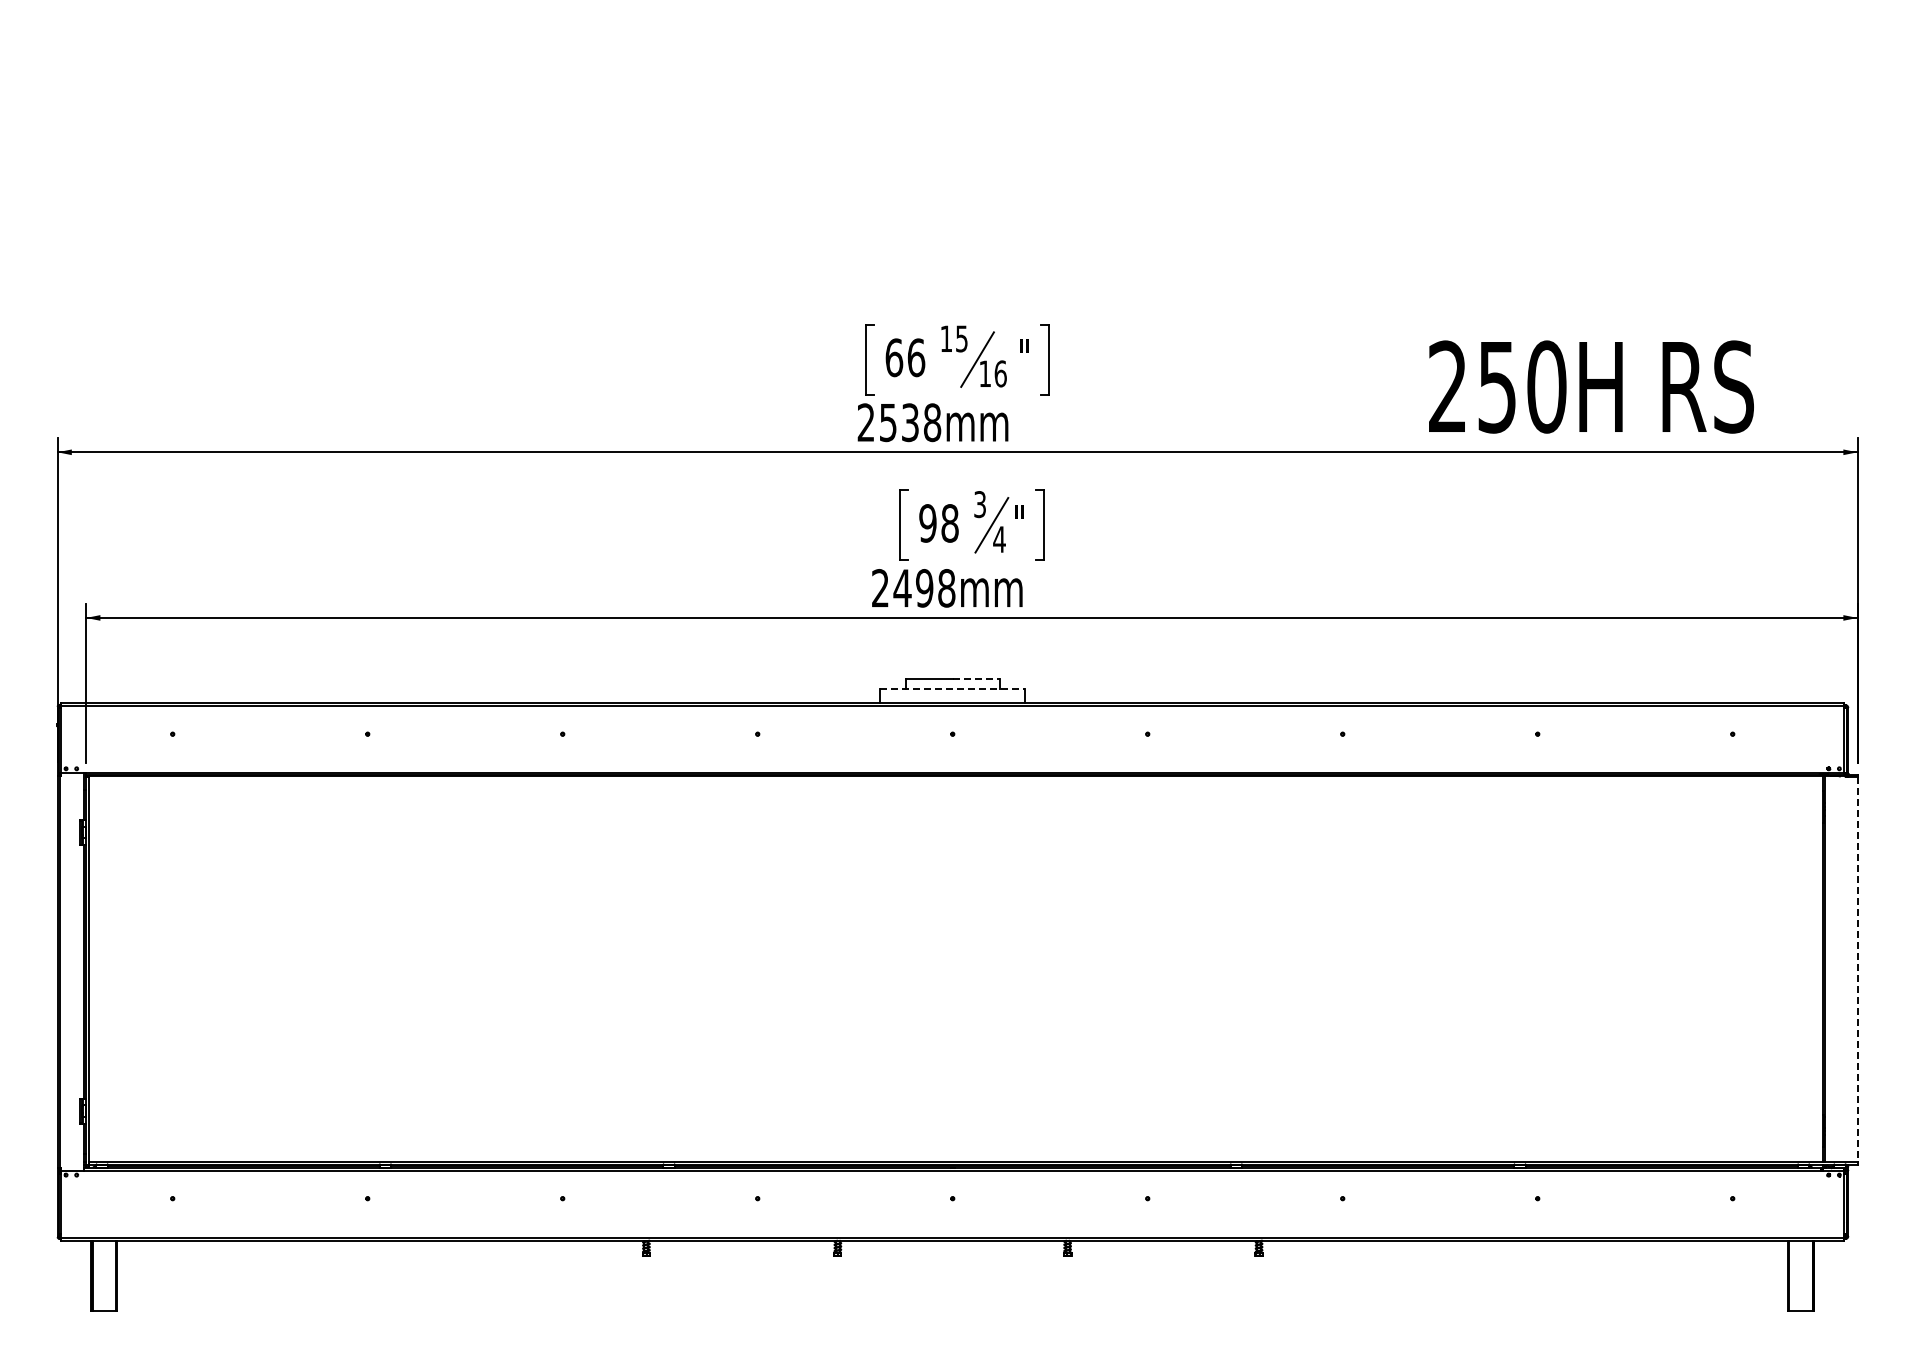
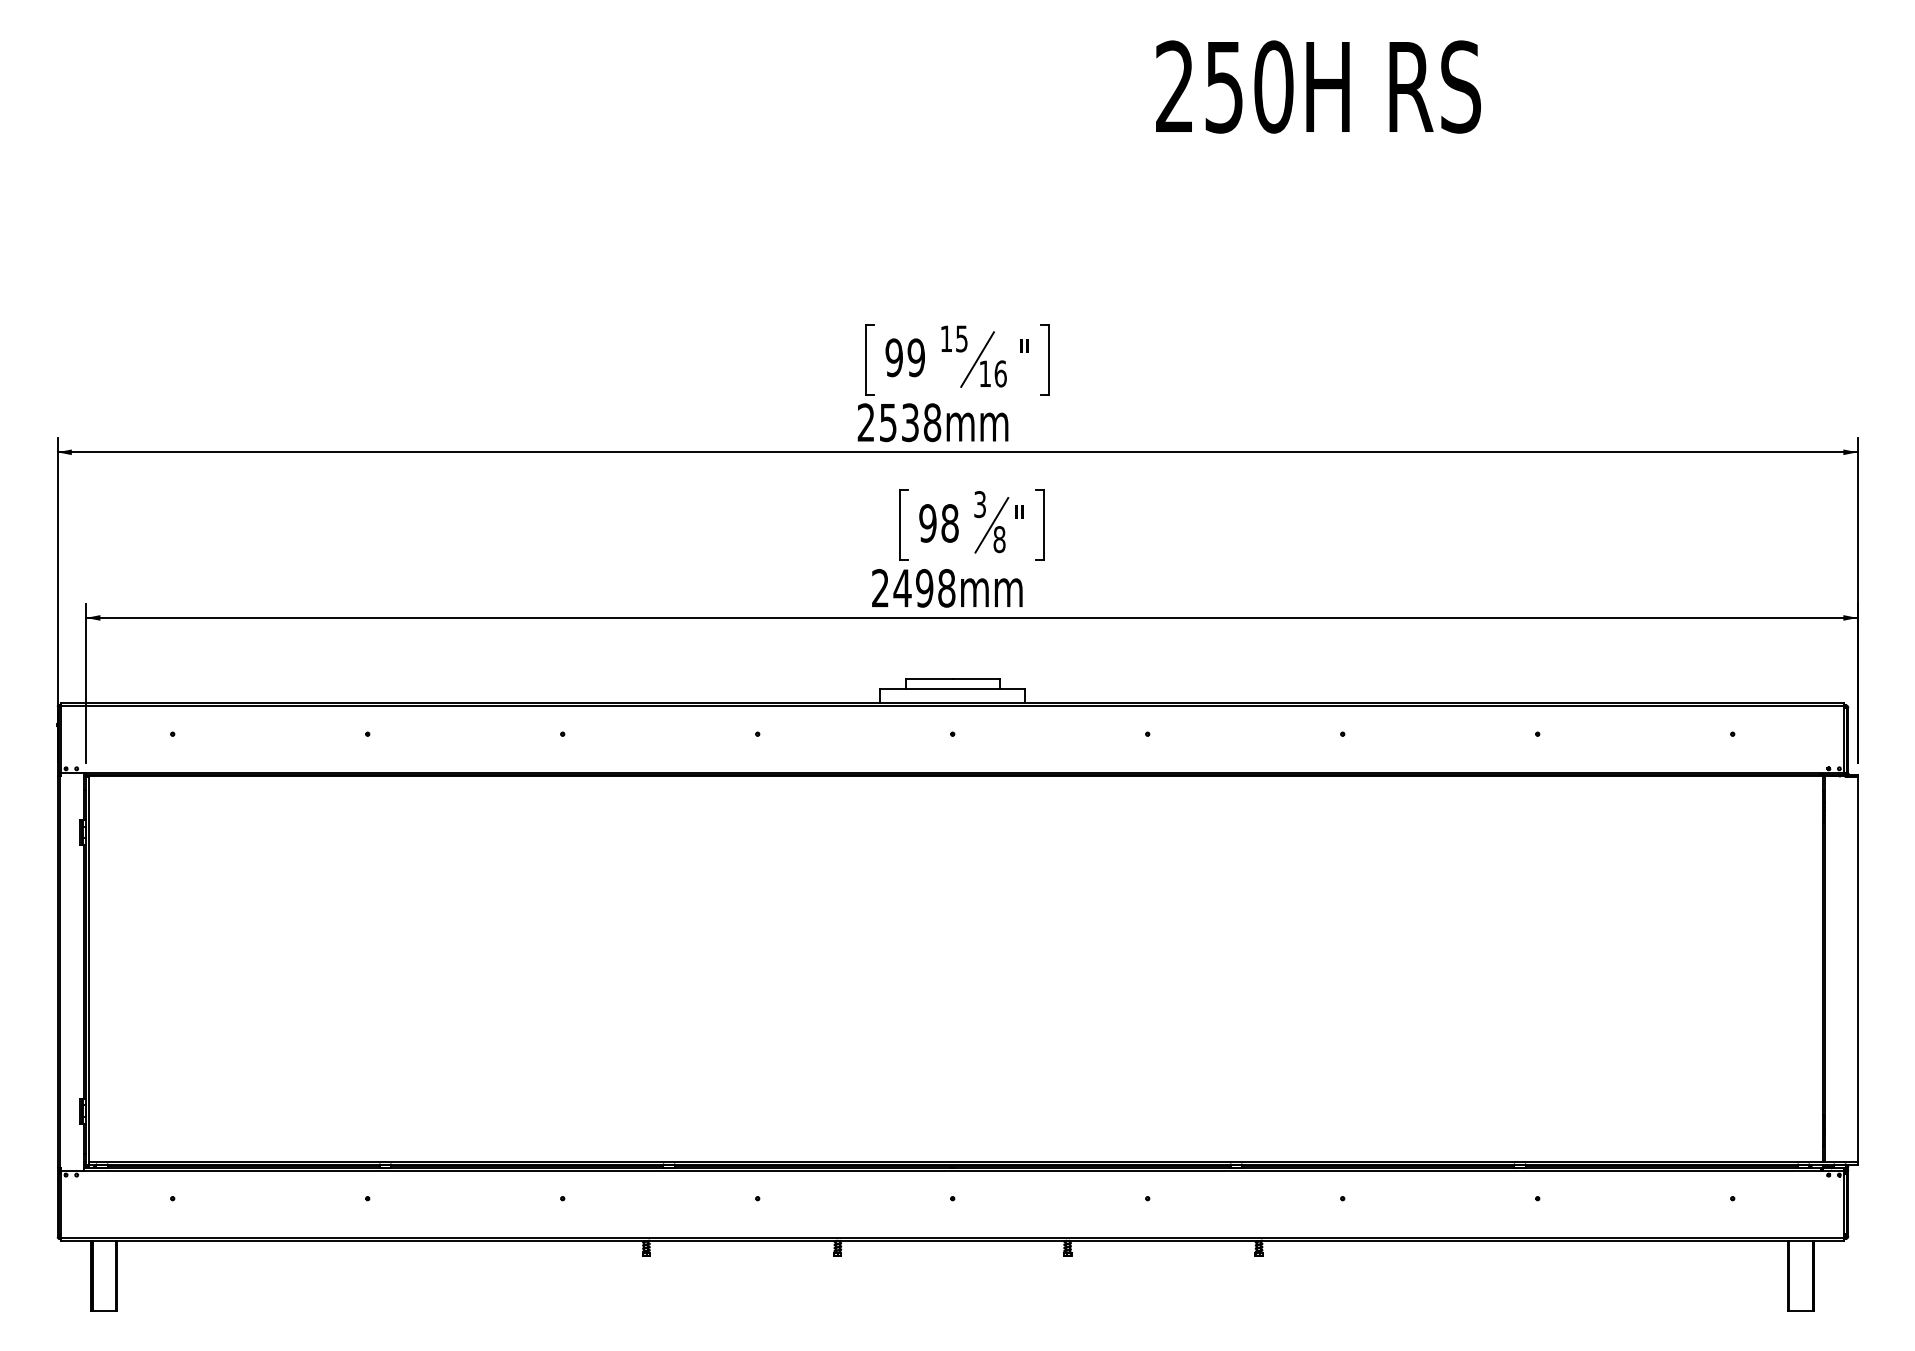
text: 66 -> 99 (905, 357)
text position: (1591, 386) -> (1318, 86) (1318, 86)
text: 4 -> 8 (999, 539)
line: dashed -> solid (976, 678)
line: dashed -> solid (953, 688)
line: dashed -> solid (1857, 969)
